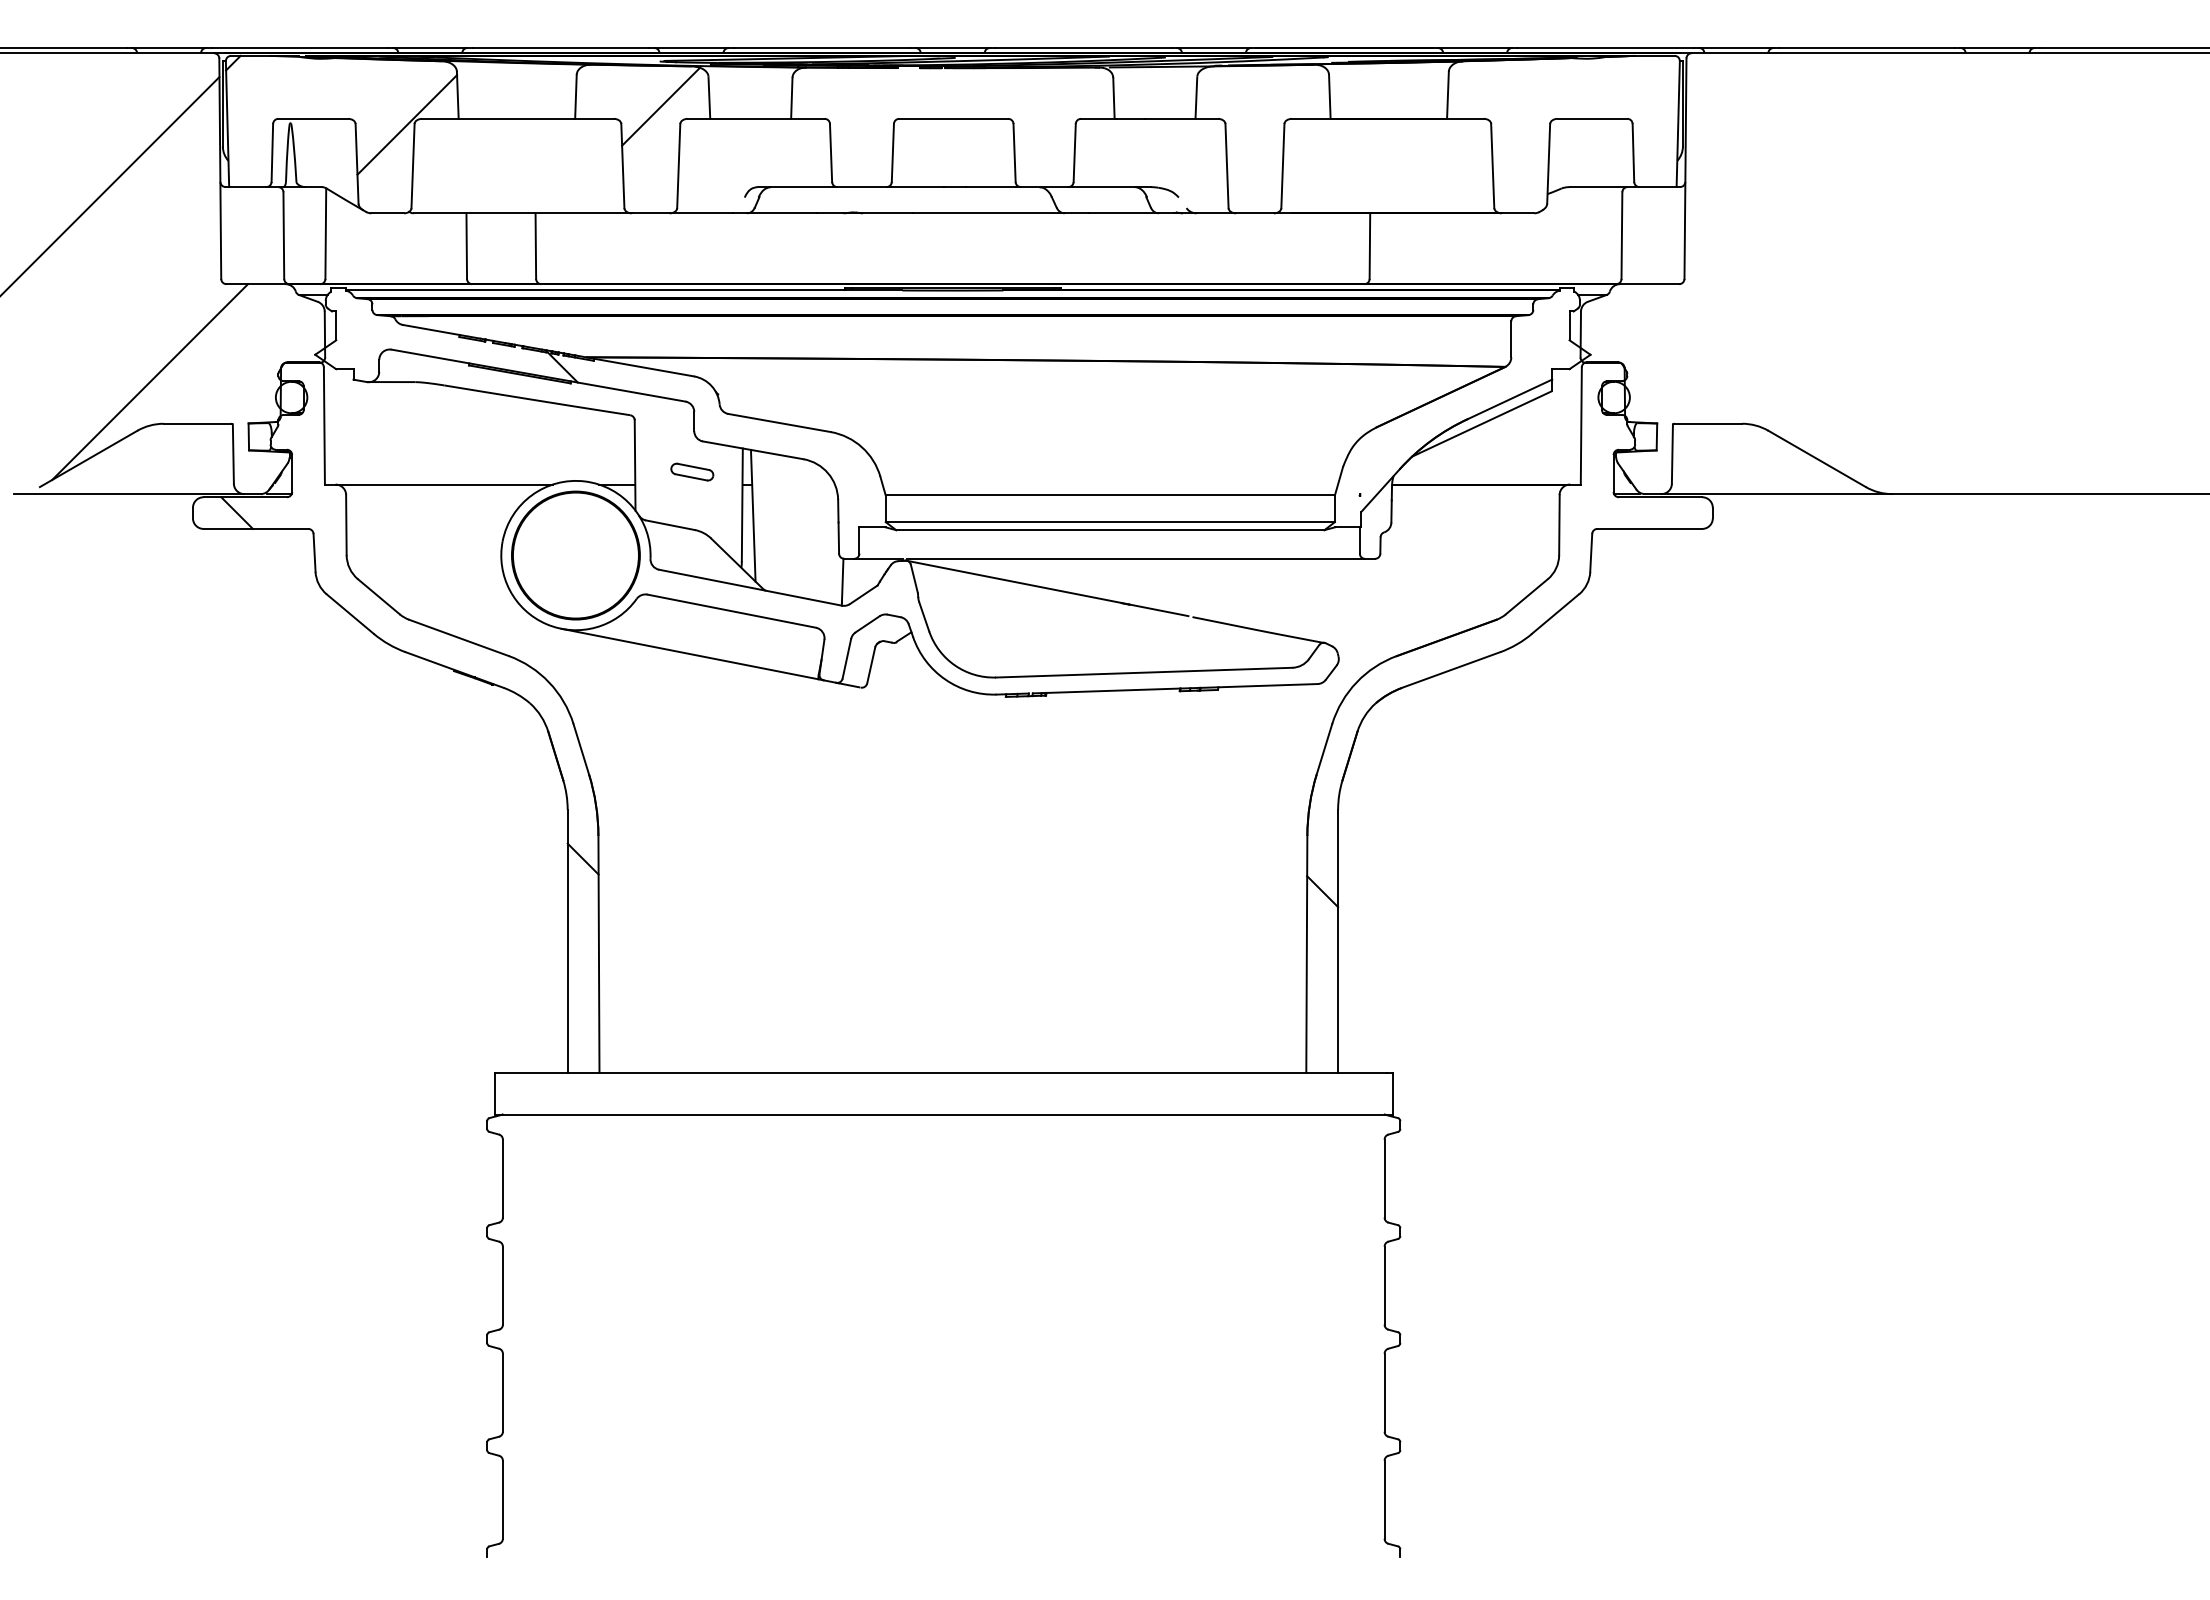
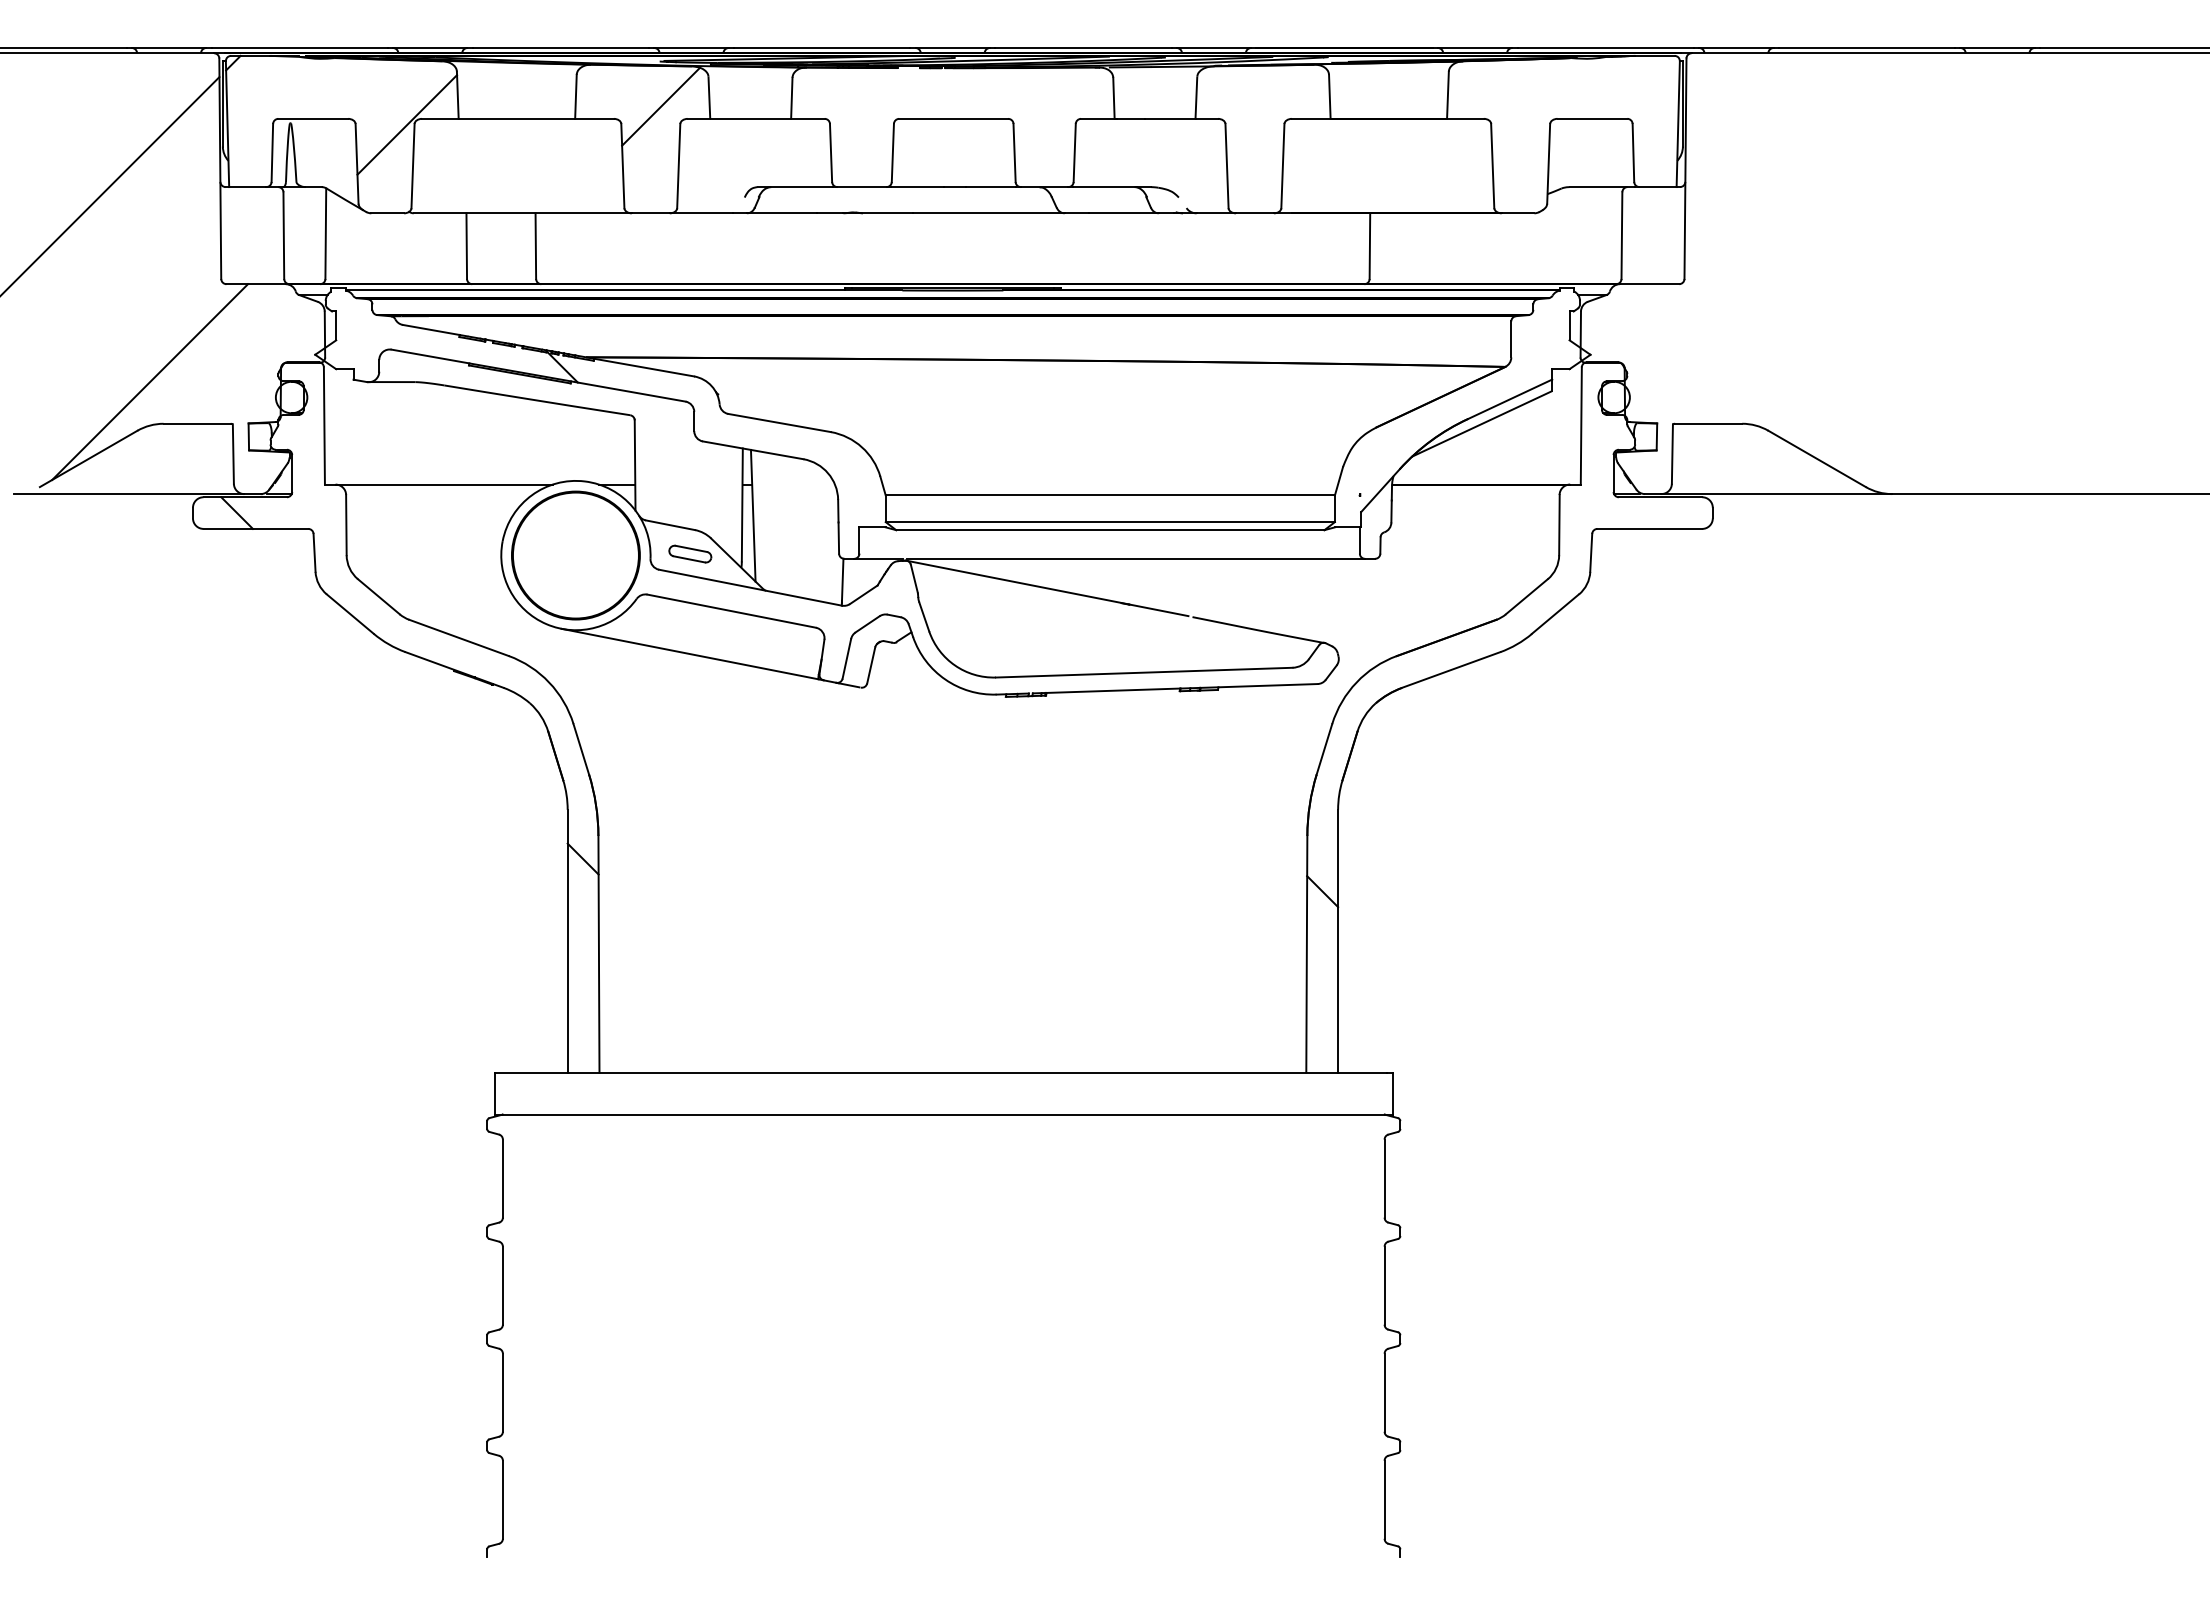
part position: (692, 471) -> (690, 553) (690, 553)
